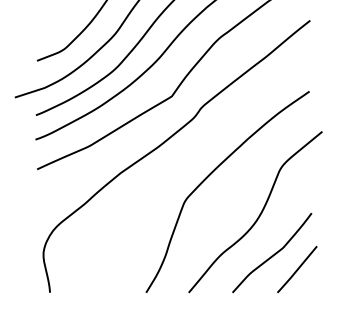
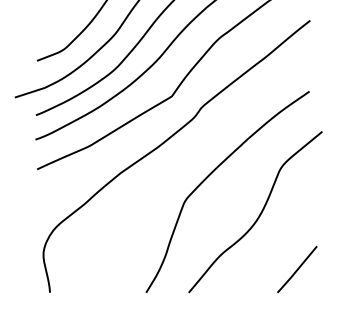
curve: present -> none (273, 254)
